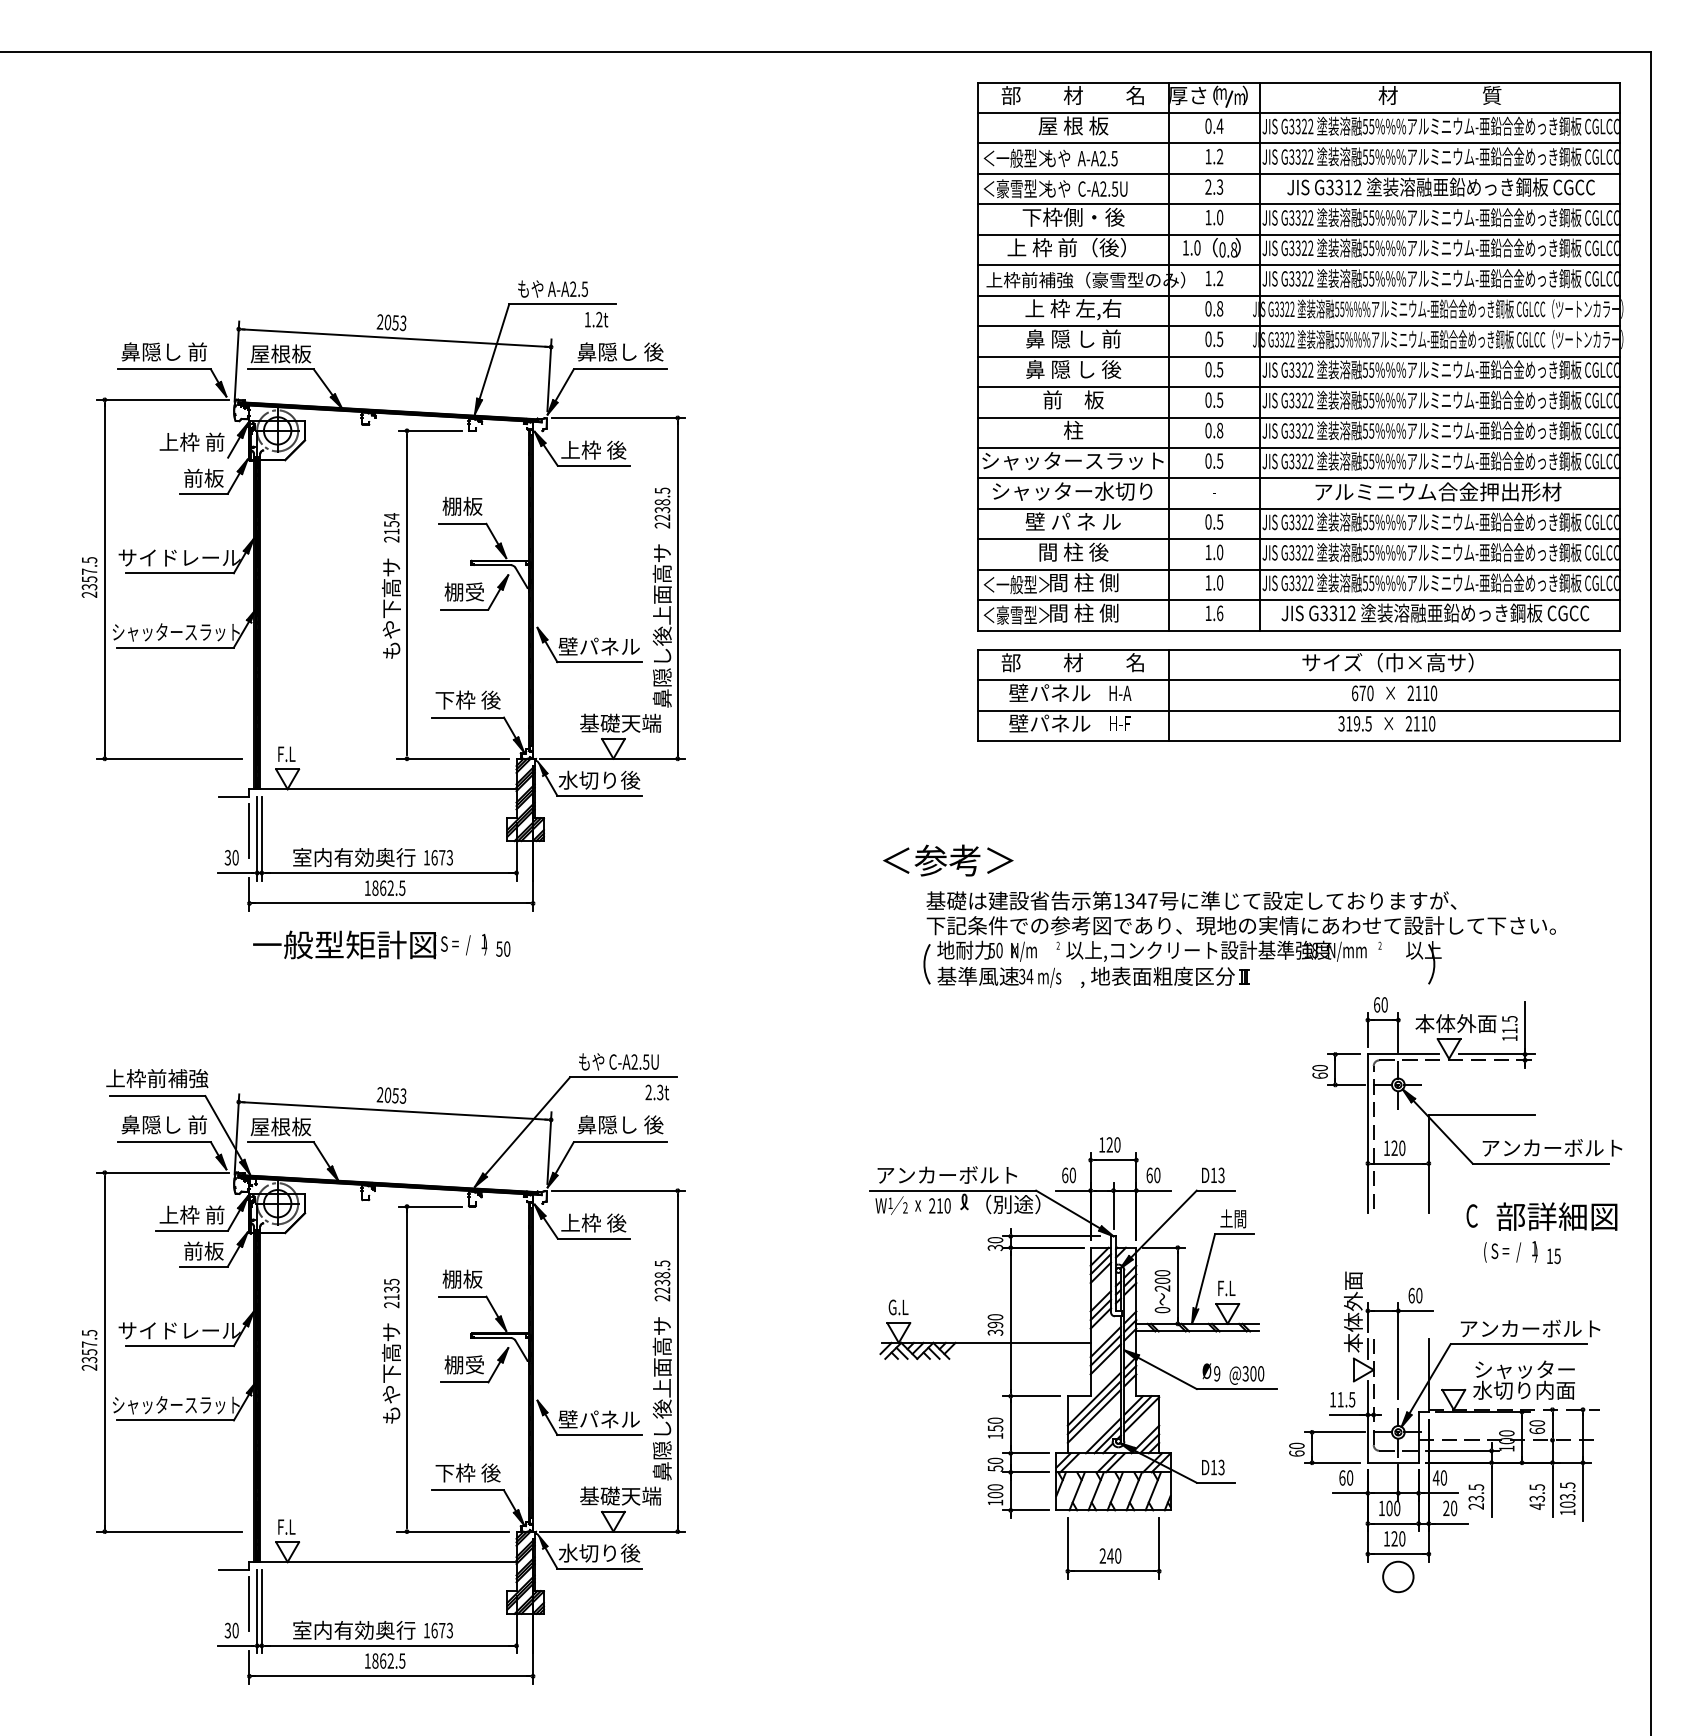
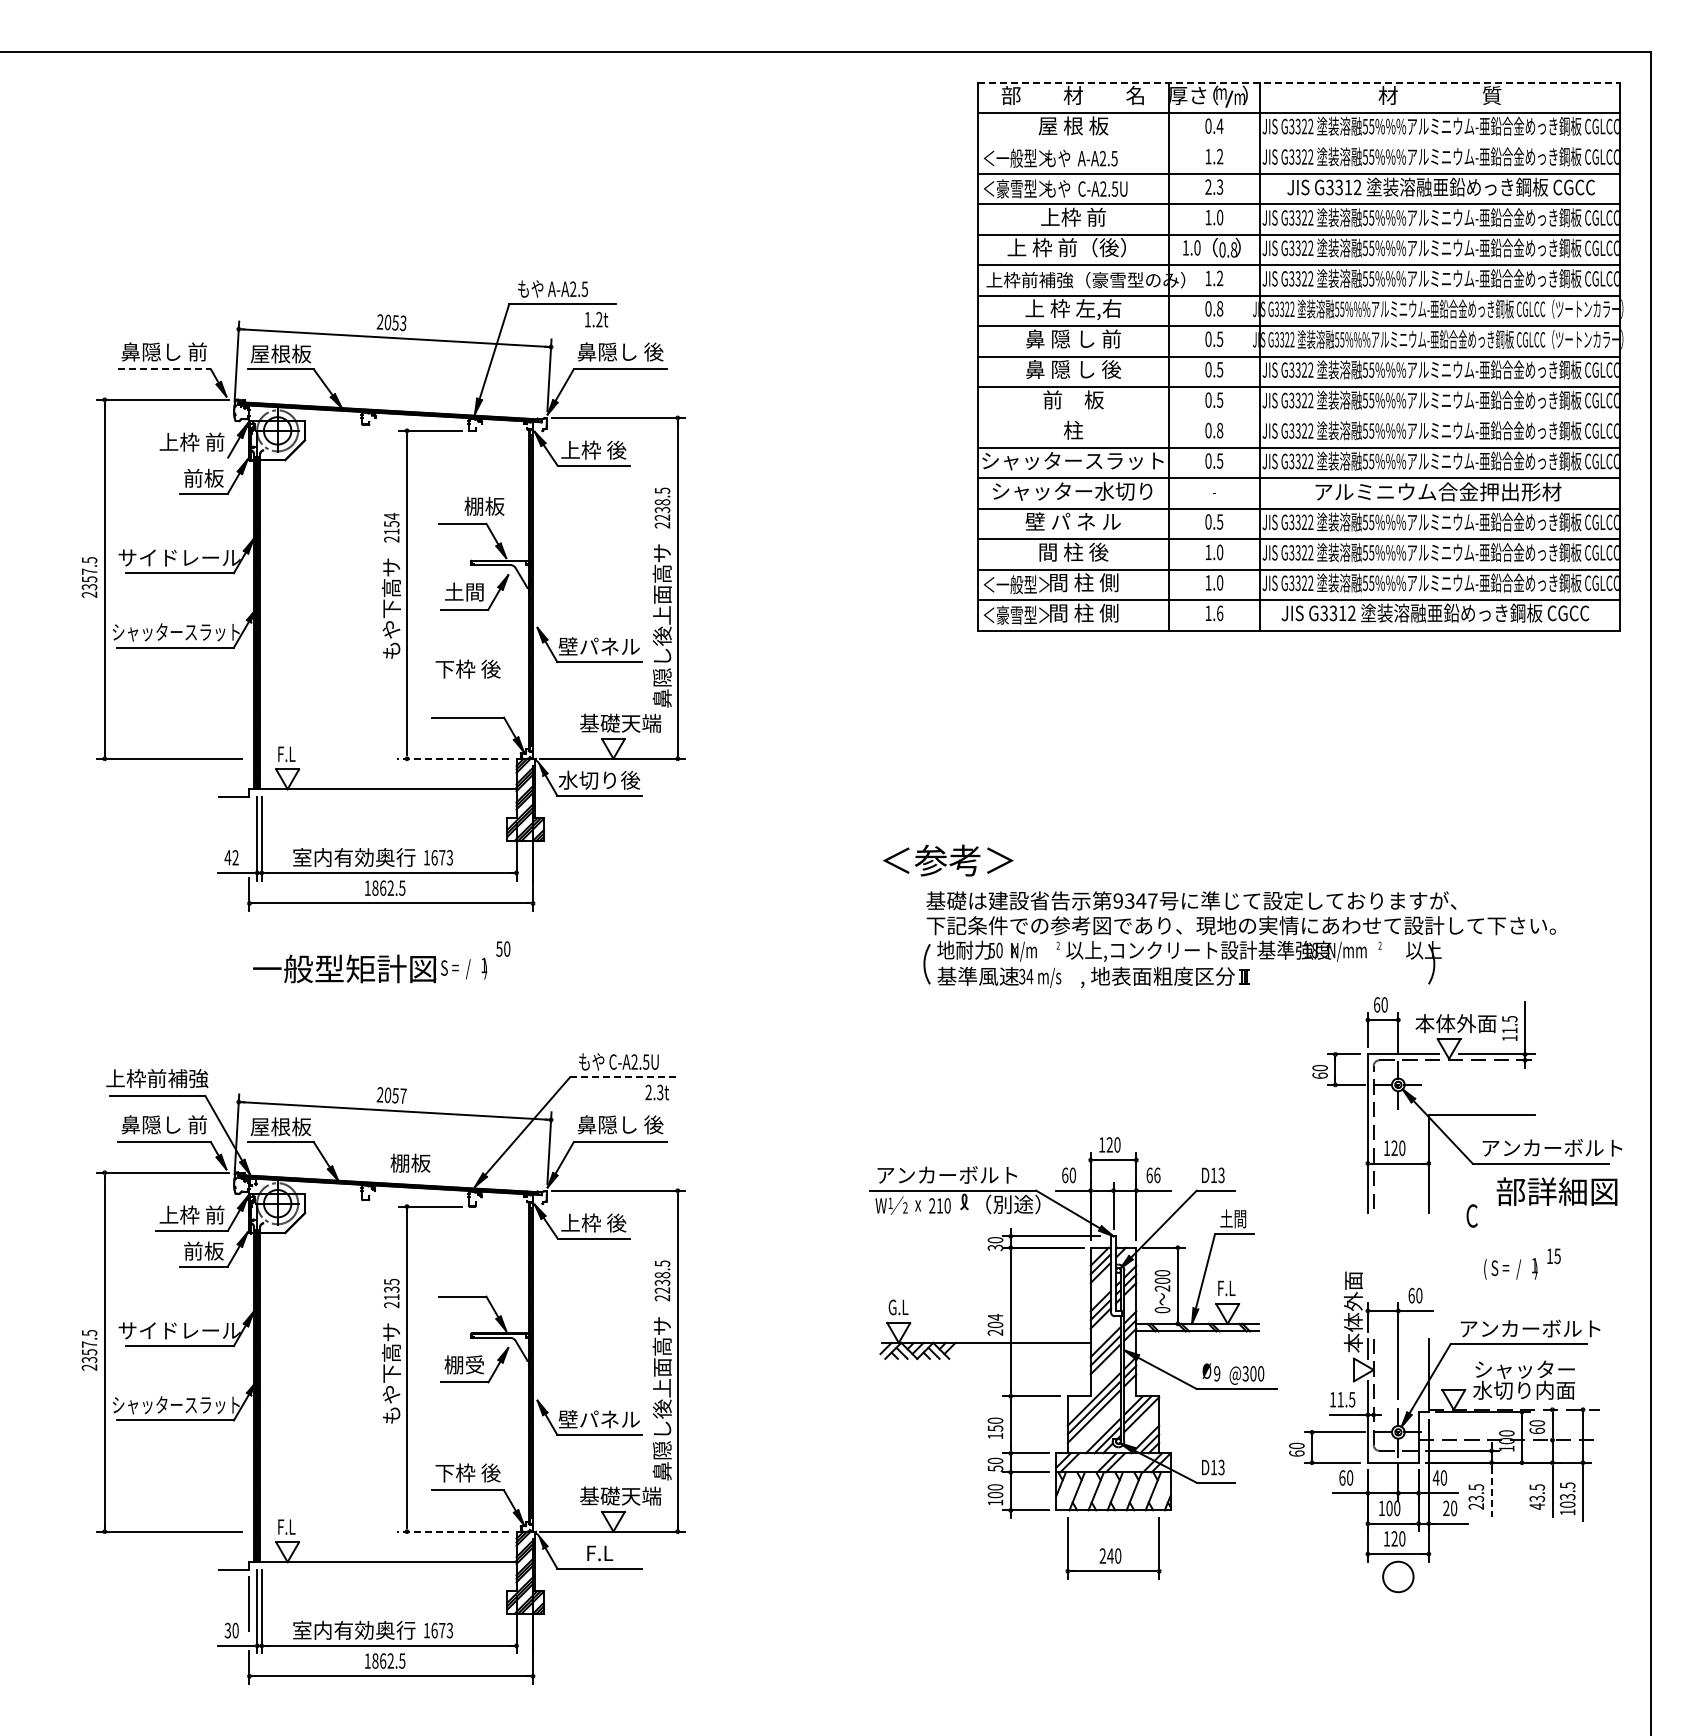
line: solid -> dashed (1299, 82)
line: present -> none (1299, 143)
text: 下枠側・後 -> 上枠 前 (1073, 216)
line: solid -> dashed (164, 369)
line: present -> none (1299, 417)
text position: (462, 505) -> (484, 505) (484, 505)
text: 棚受 -> 土間 (463, 591)
part: present -> none (1298, 695)
text position: (467, 699) -> (467, 668) (467, 668)
line: solid -> dashed (453, 758)
line: present -> none (249, 830)
text: 30 -> 42 (231, 857)
text: 1347 -> 9347 (1117, 900)
text position: (370, 944) -> (370, 968) (370, 968)
line: solid -> dashed (623, 1077)
text: 2053 -> 2057 (402, 1095)
text: 60 -> 66 (1157, 1174)
text position: (1556, 1216) -> (1556, 1191) (1556, 1191)
text position: (1510, 1251) -> (1510, 1268) (1510, 1268)
text position: (462, 1278) -> (410, 1162) (410, 1162)
text: 390 -> 204 (995, 1324)
line: solid -> dashed (1491, 1491)
line: solid -> dashed (453, 1531)
text: 水切り後 -> F.L (599, 1552)
